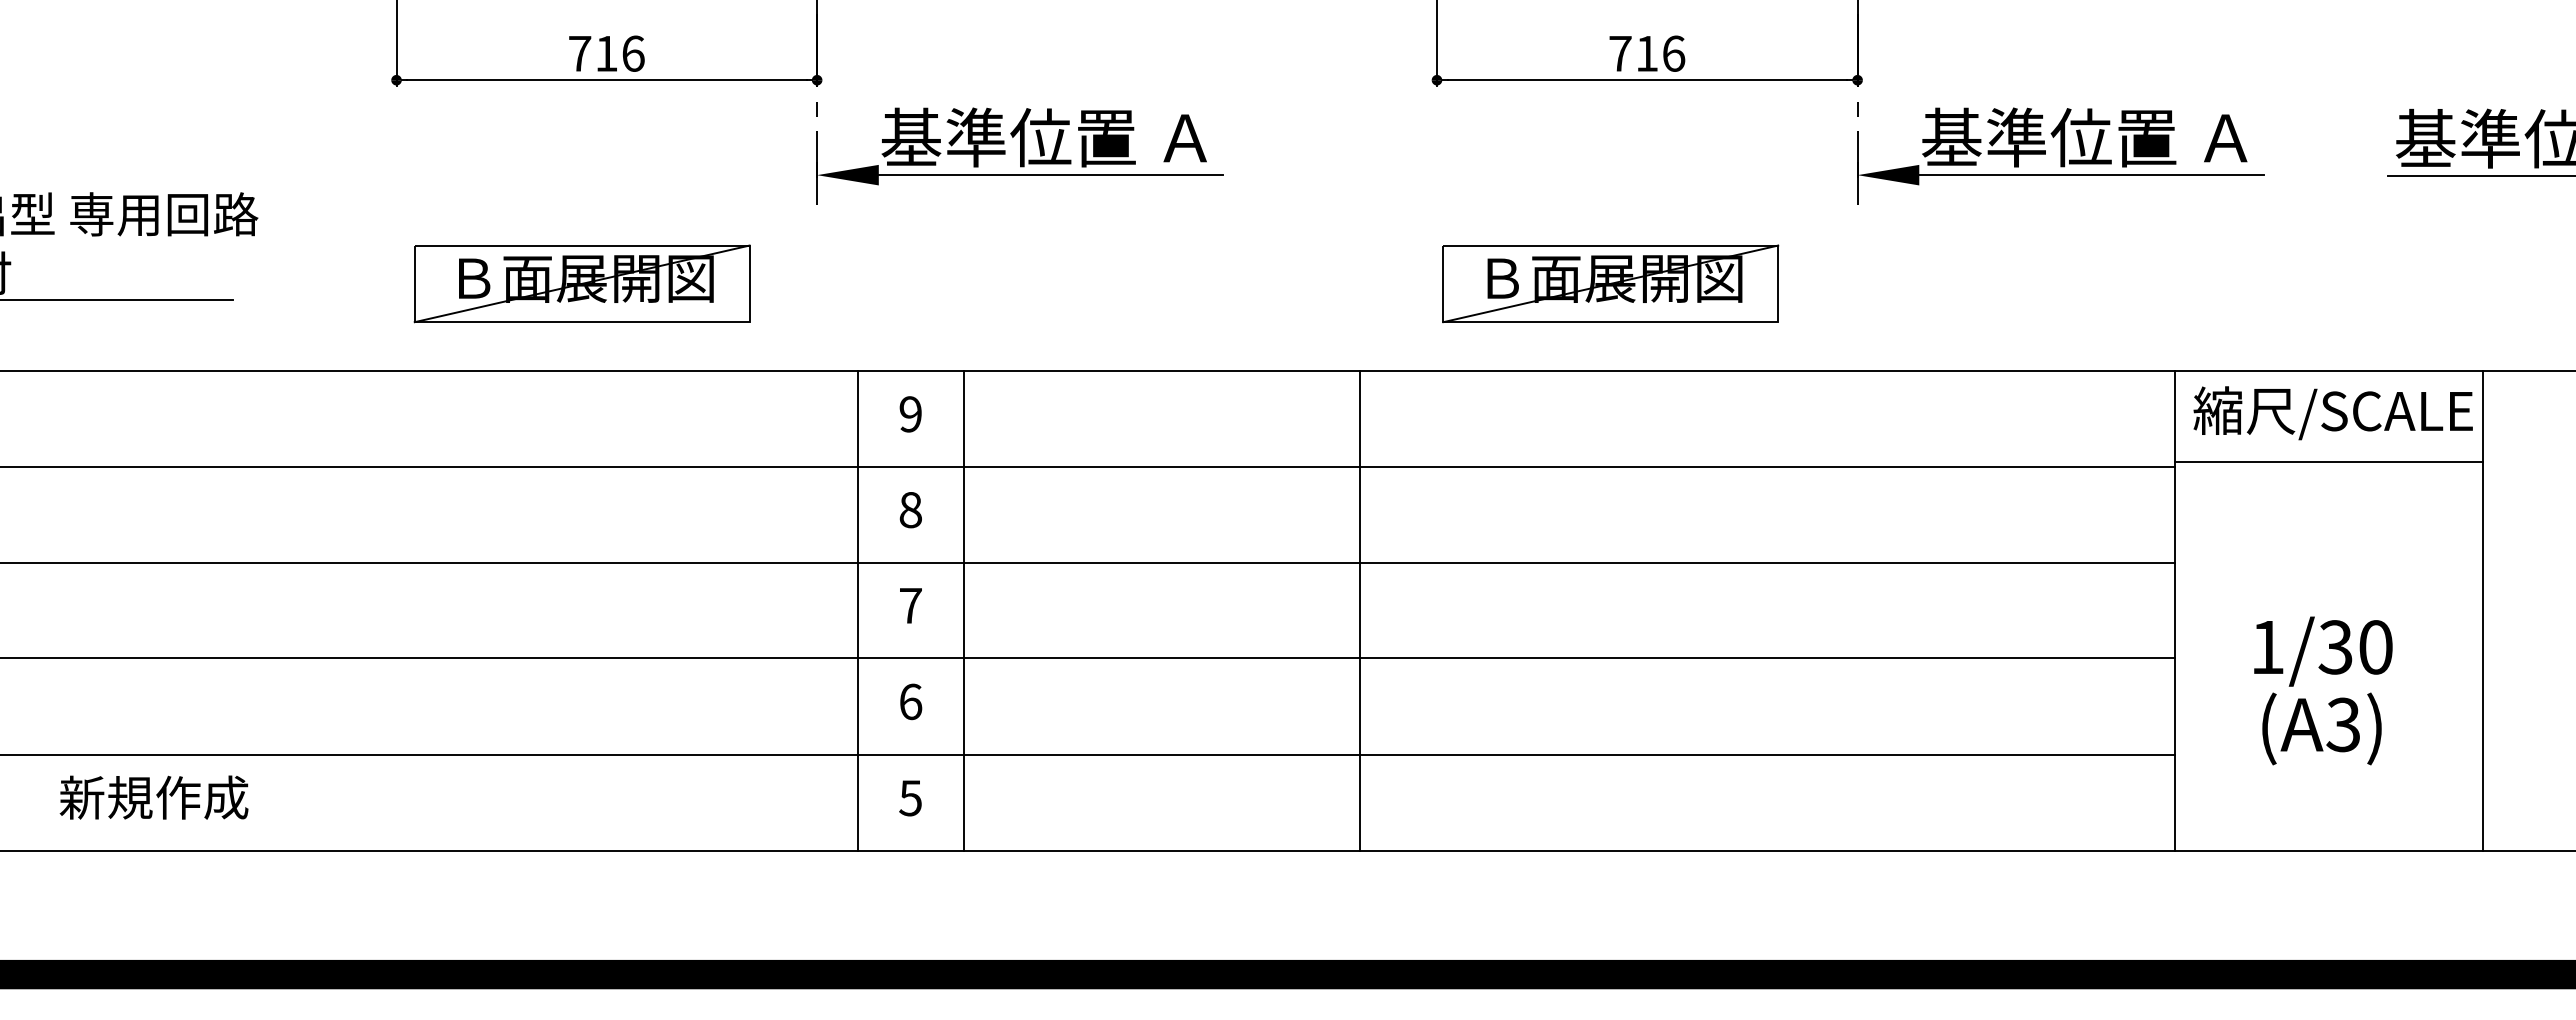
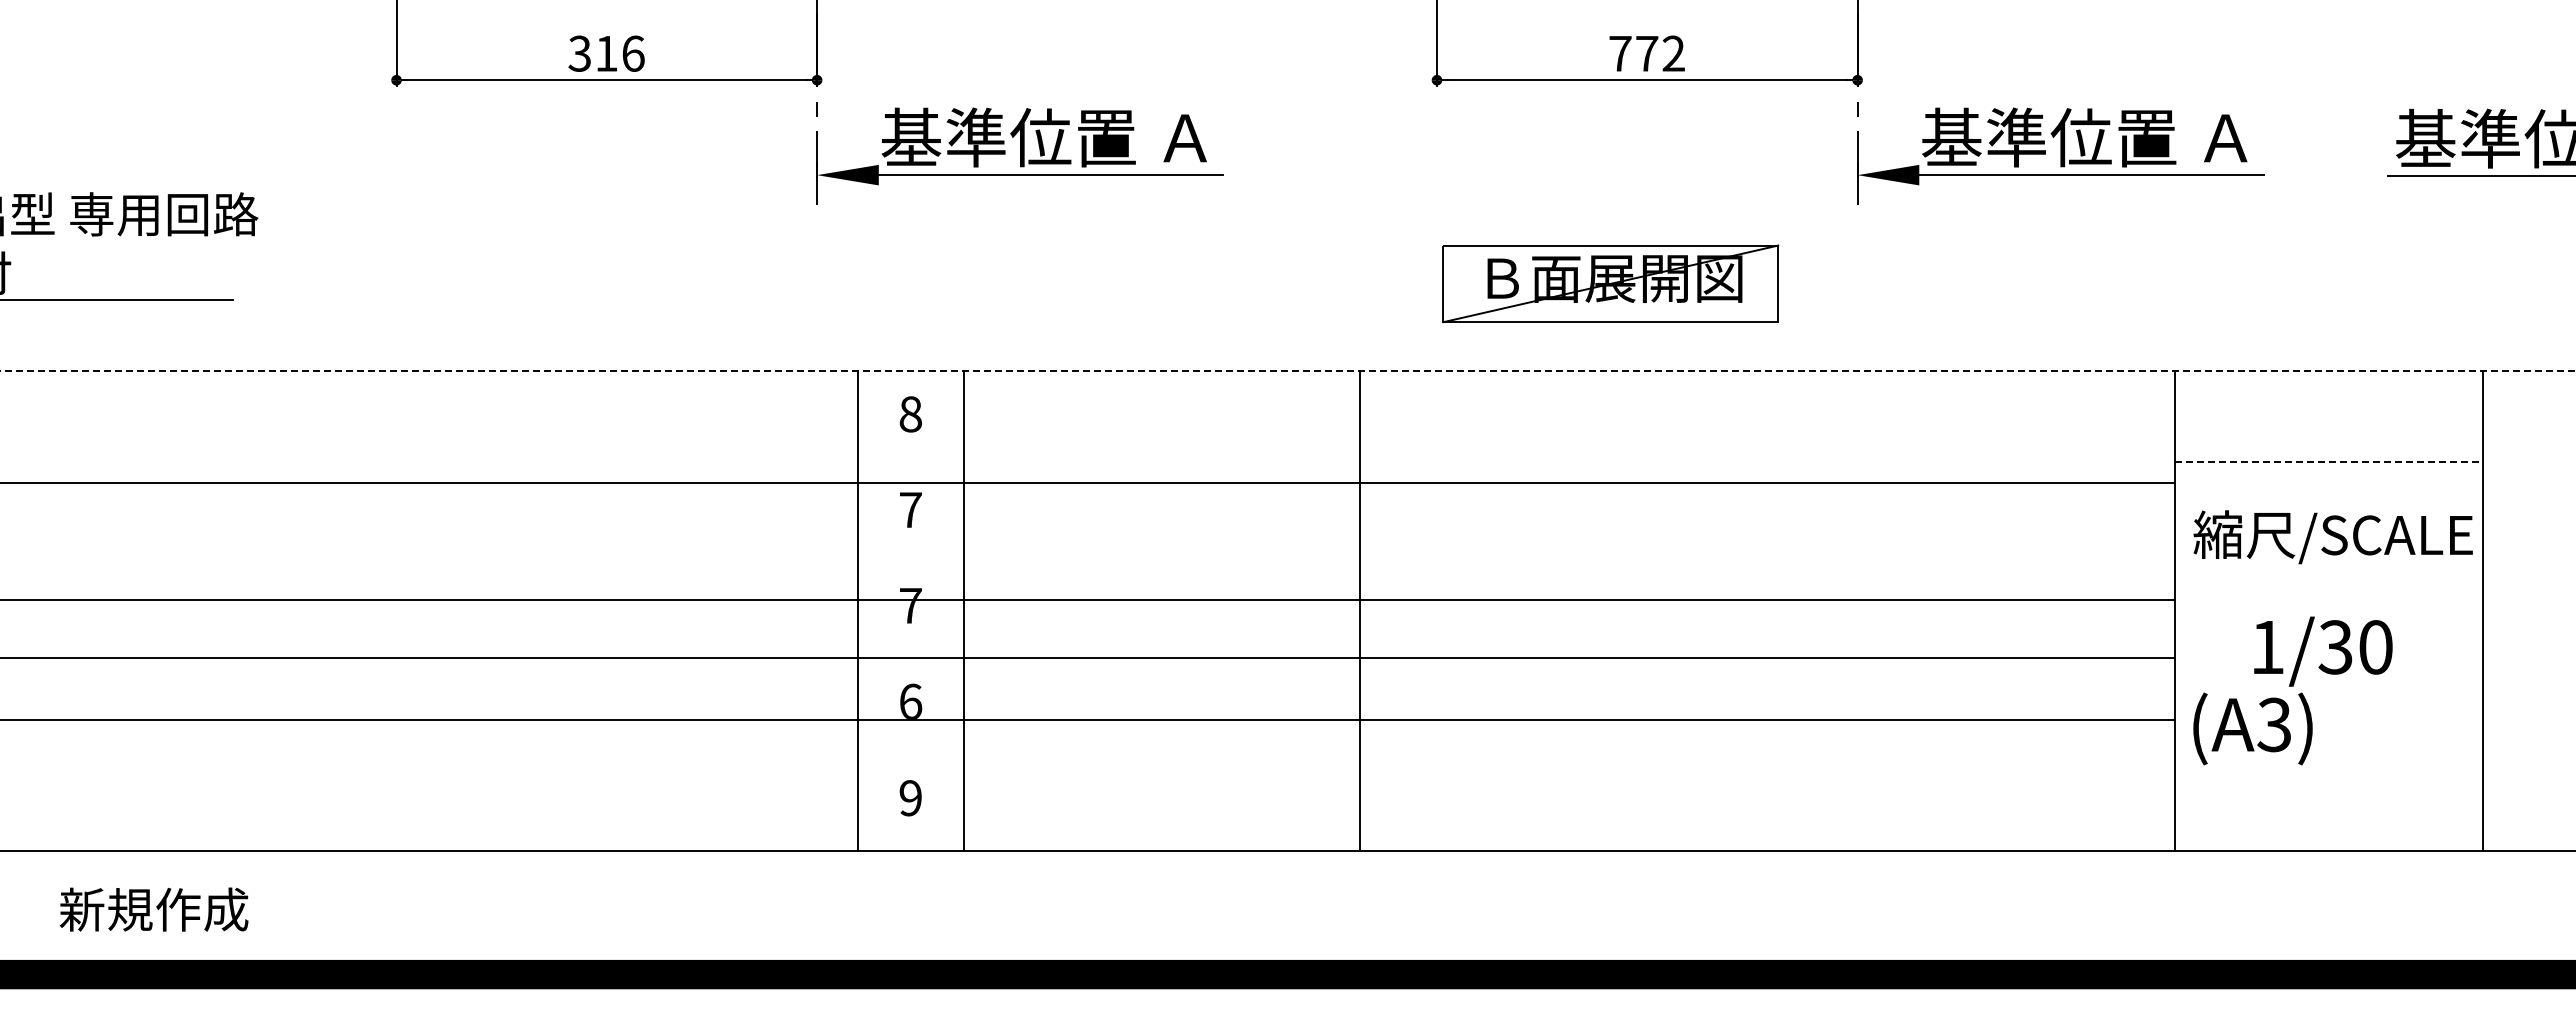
text: 716 -> 316 (579, 53)
text: 716 -> 772 (1660, 53)
part: present -> none (581, 283)
line: solid -> dashed (1288, 371)
text position: (2332, 413) -> (2332, 537) (2332, 537)
text: 9 -> 8 (910, 414)
line: solid -> dashed (2328, 461)
line position: (1088, 466) -> (1088, 482) (1088, 482)
text: 8 -> 7 (910, 510)
line position: (1088, 562) -> (1088, 599) (1088, 599)
text position: (2321, 728) -> (2252, 728) (2252, 728)
line position: (1088, 754) -> (1088, 719) (1088, 719)
text position: (153, 797) -> (153, 909) (153, 909)
text: 5 -> 9 (910, 798)
